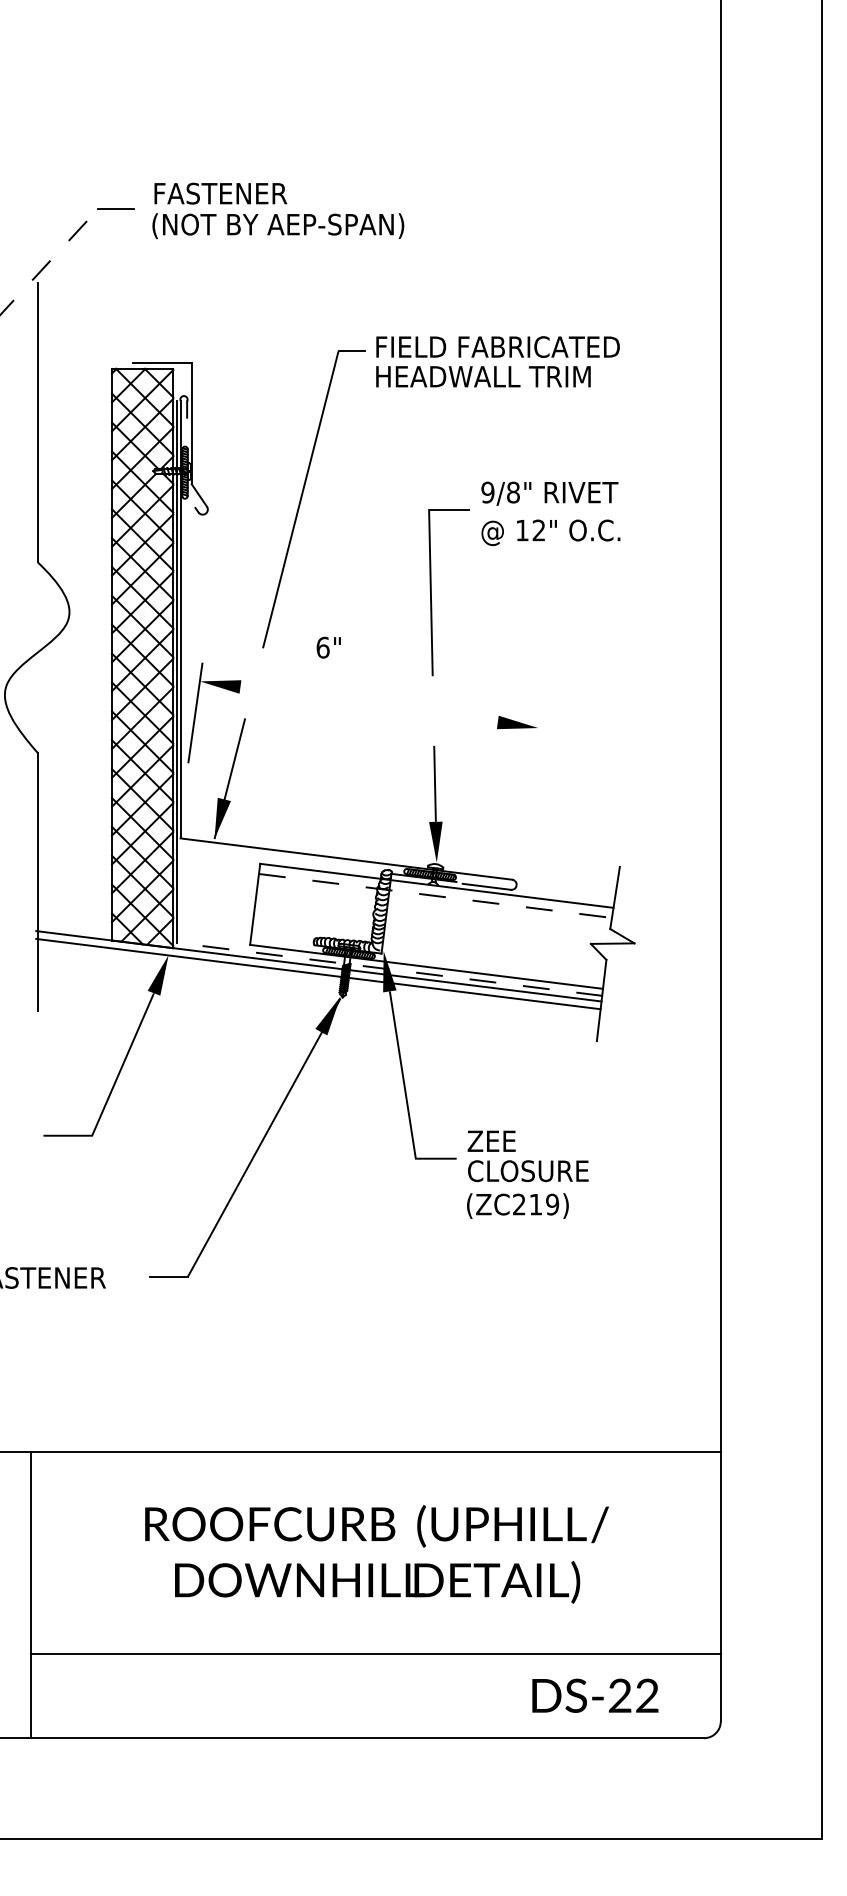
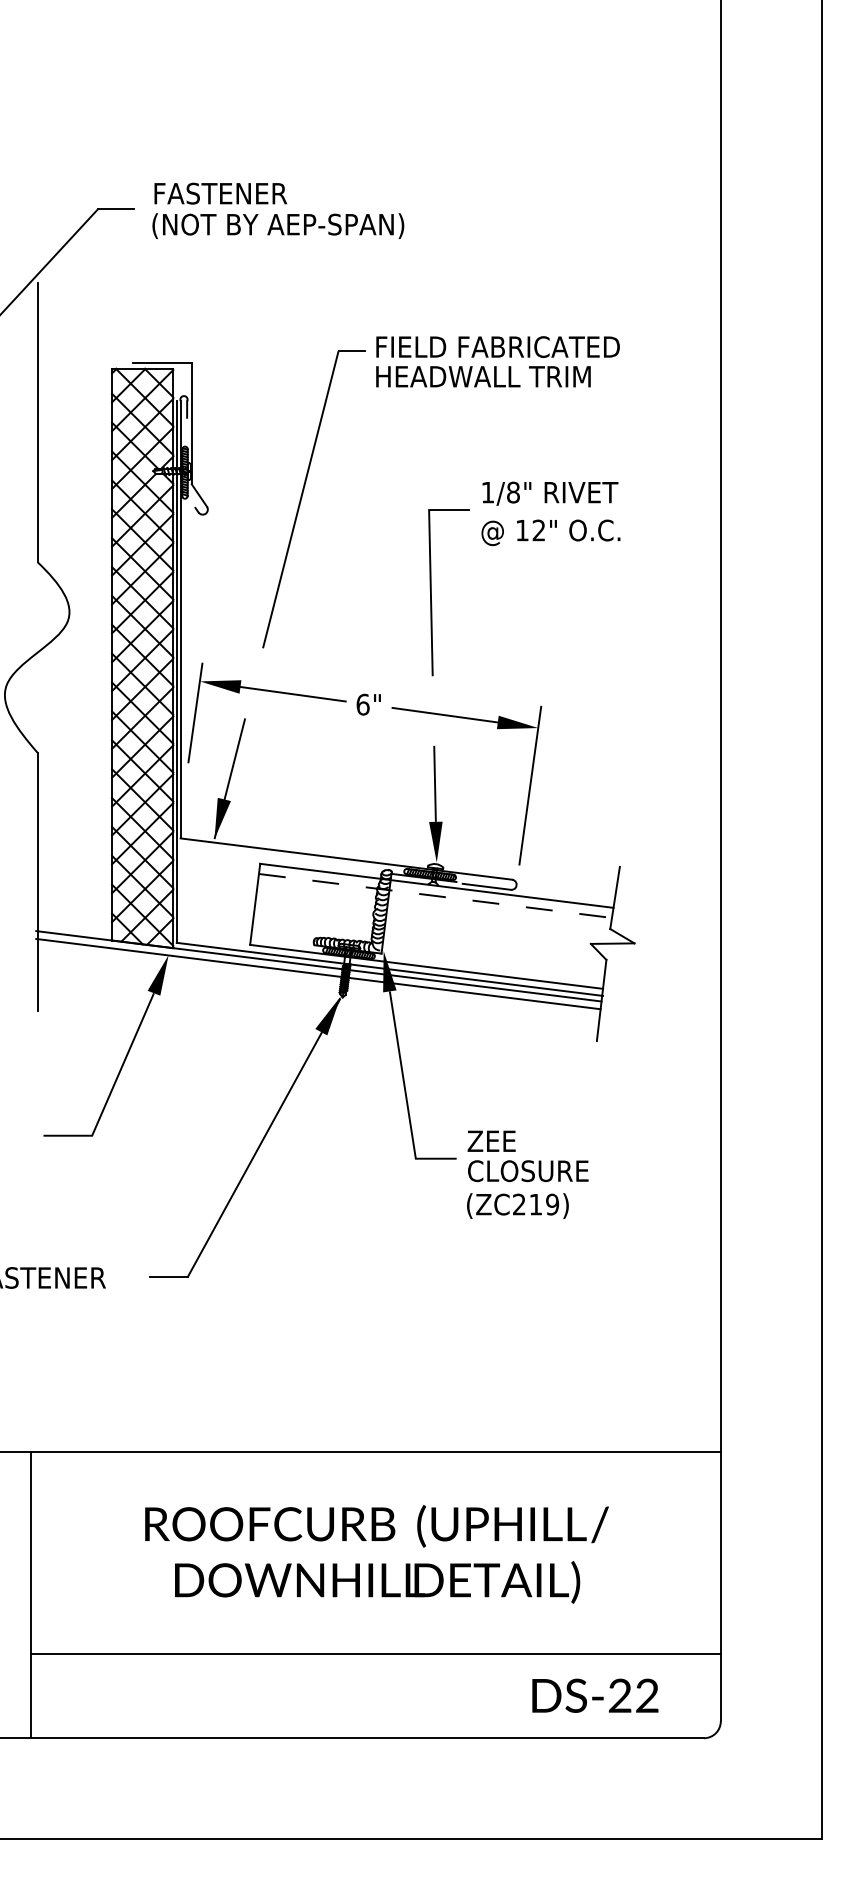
line: dashed -> solid (49, 262)
text: 9/8" -> 1/8" (487, 492)
text position: (328, 647) -> (368, 704) (368, 704)
line: none -> present (292, 693)
line: none -> present (444, 714)
line: none -> present (530, 785)
line: dashed -> solid (389, 969)
